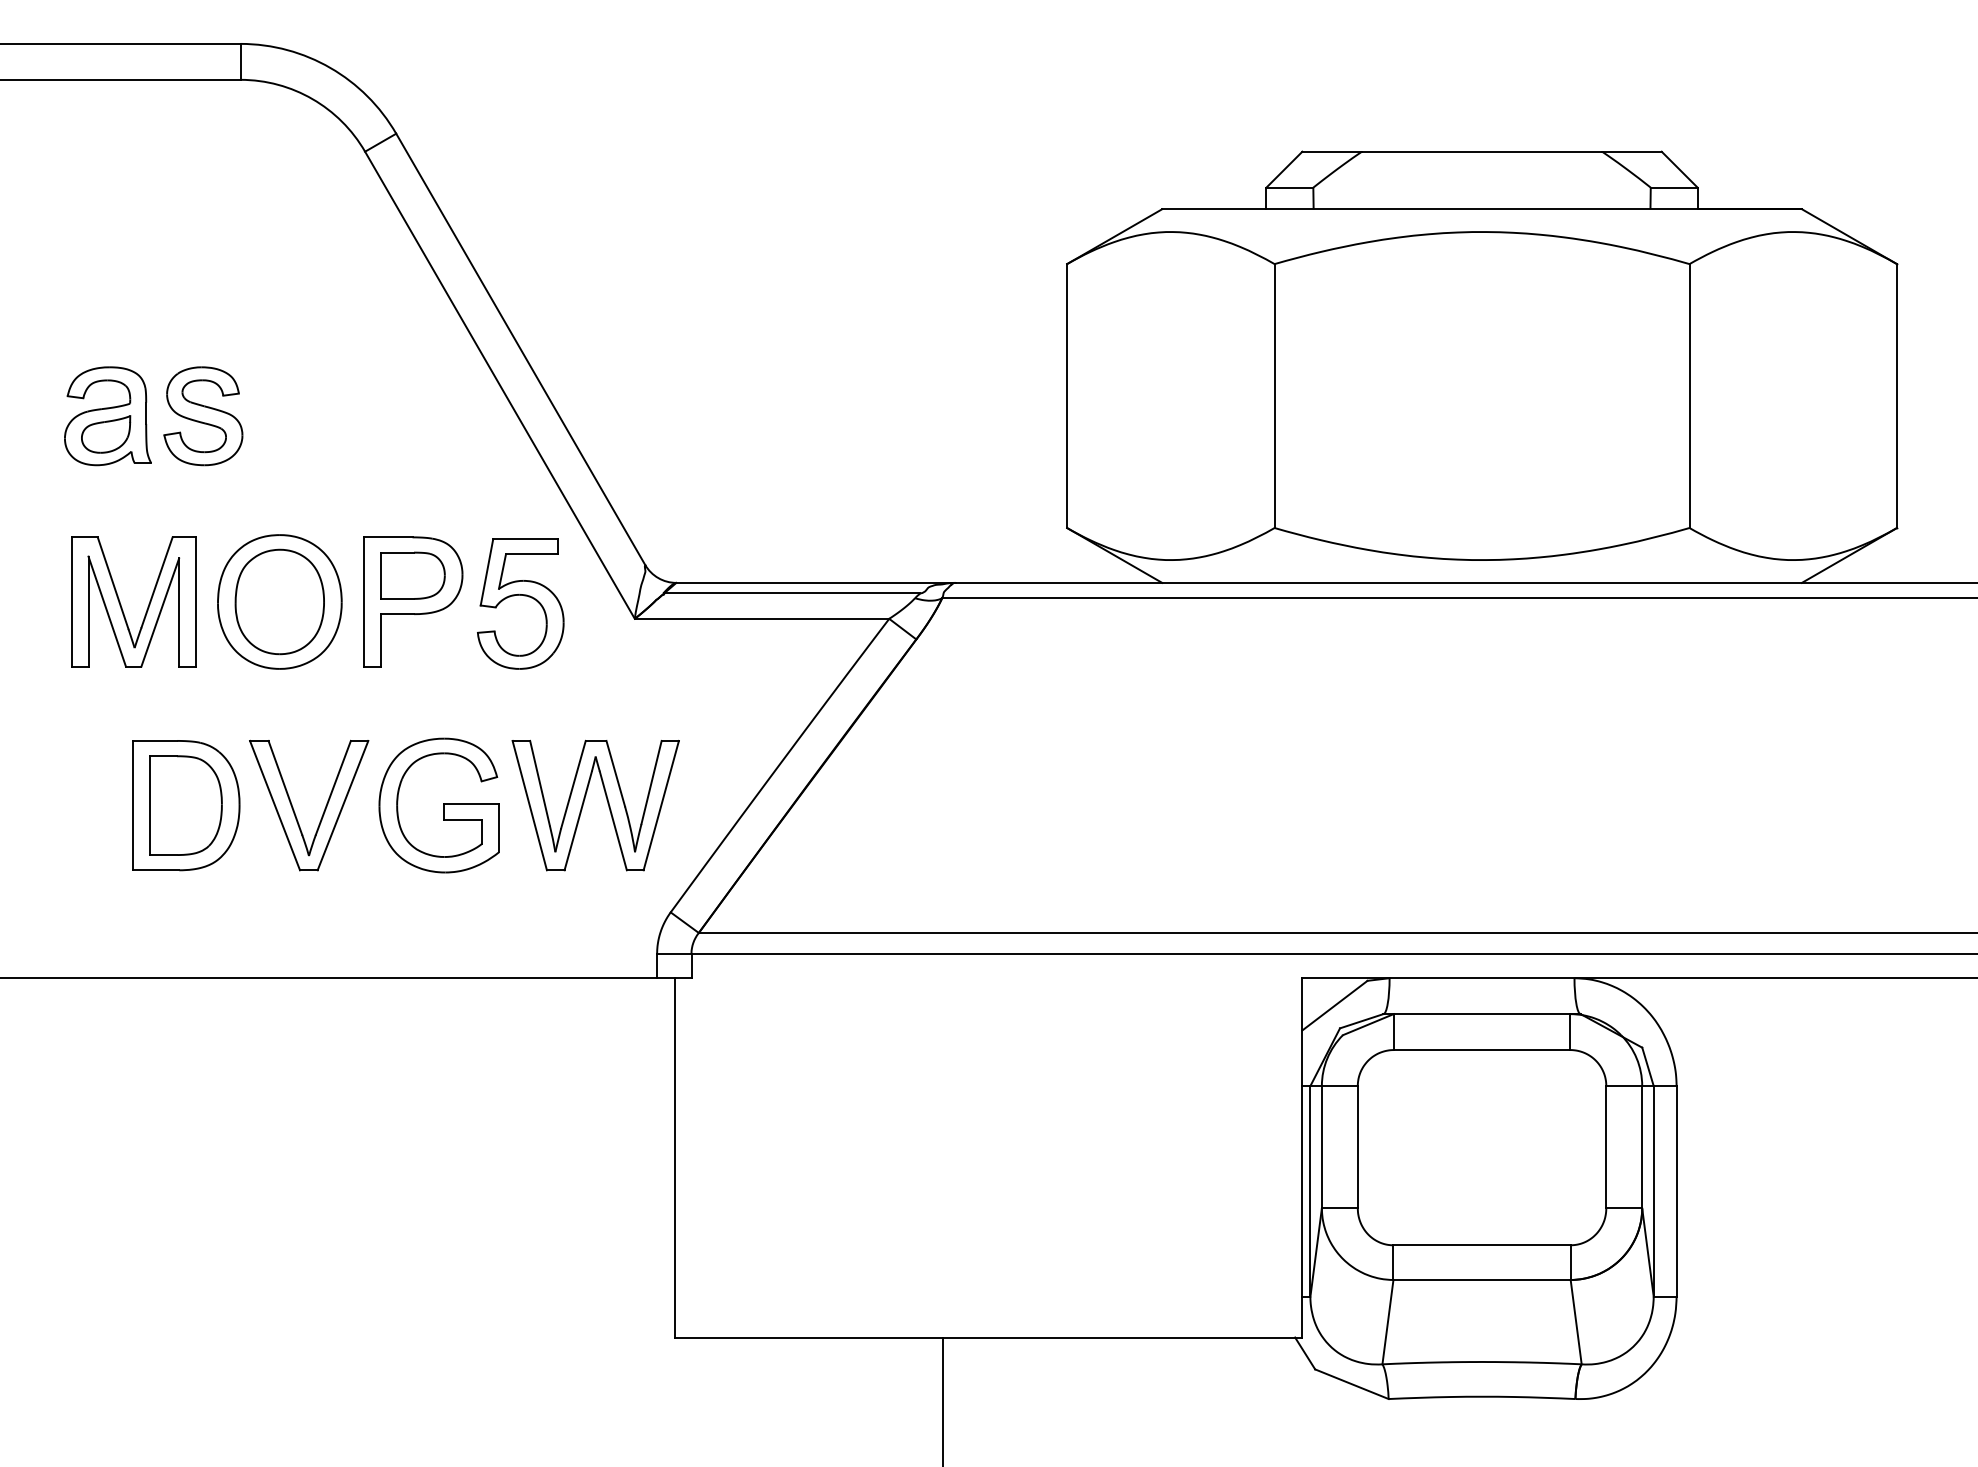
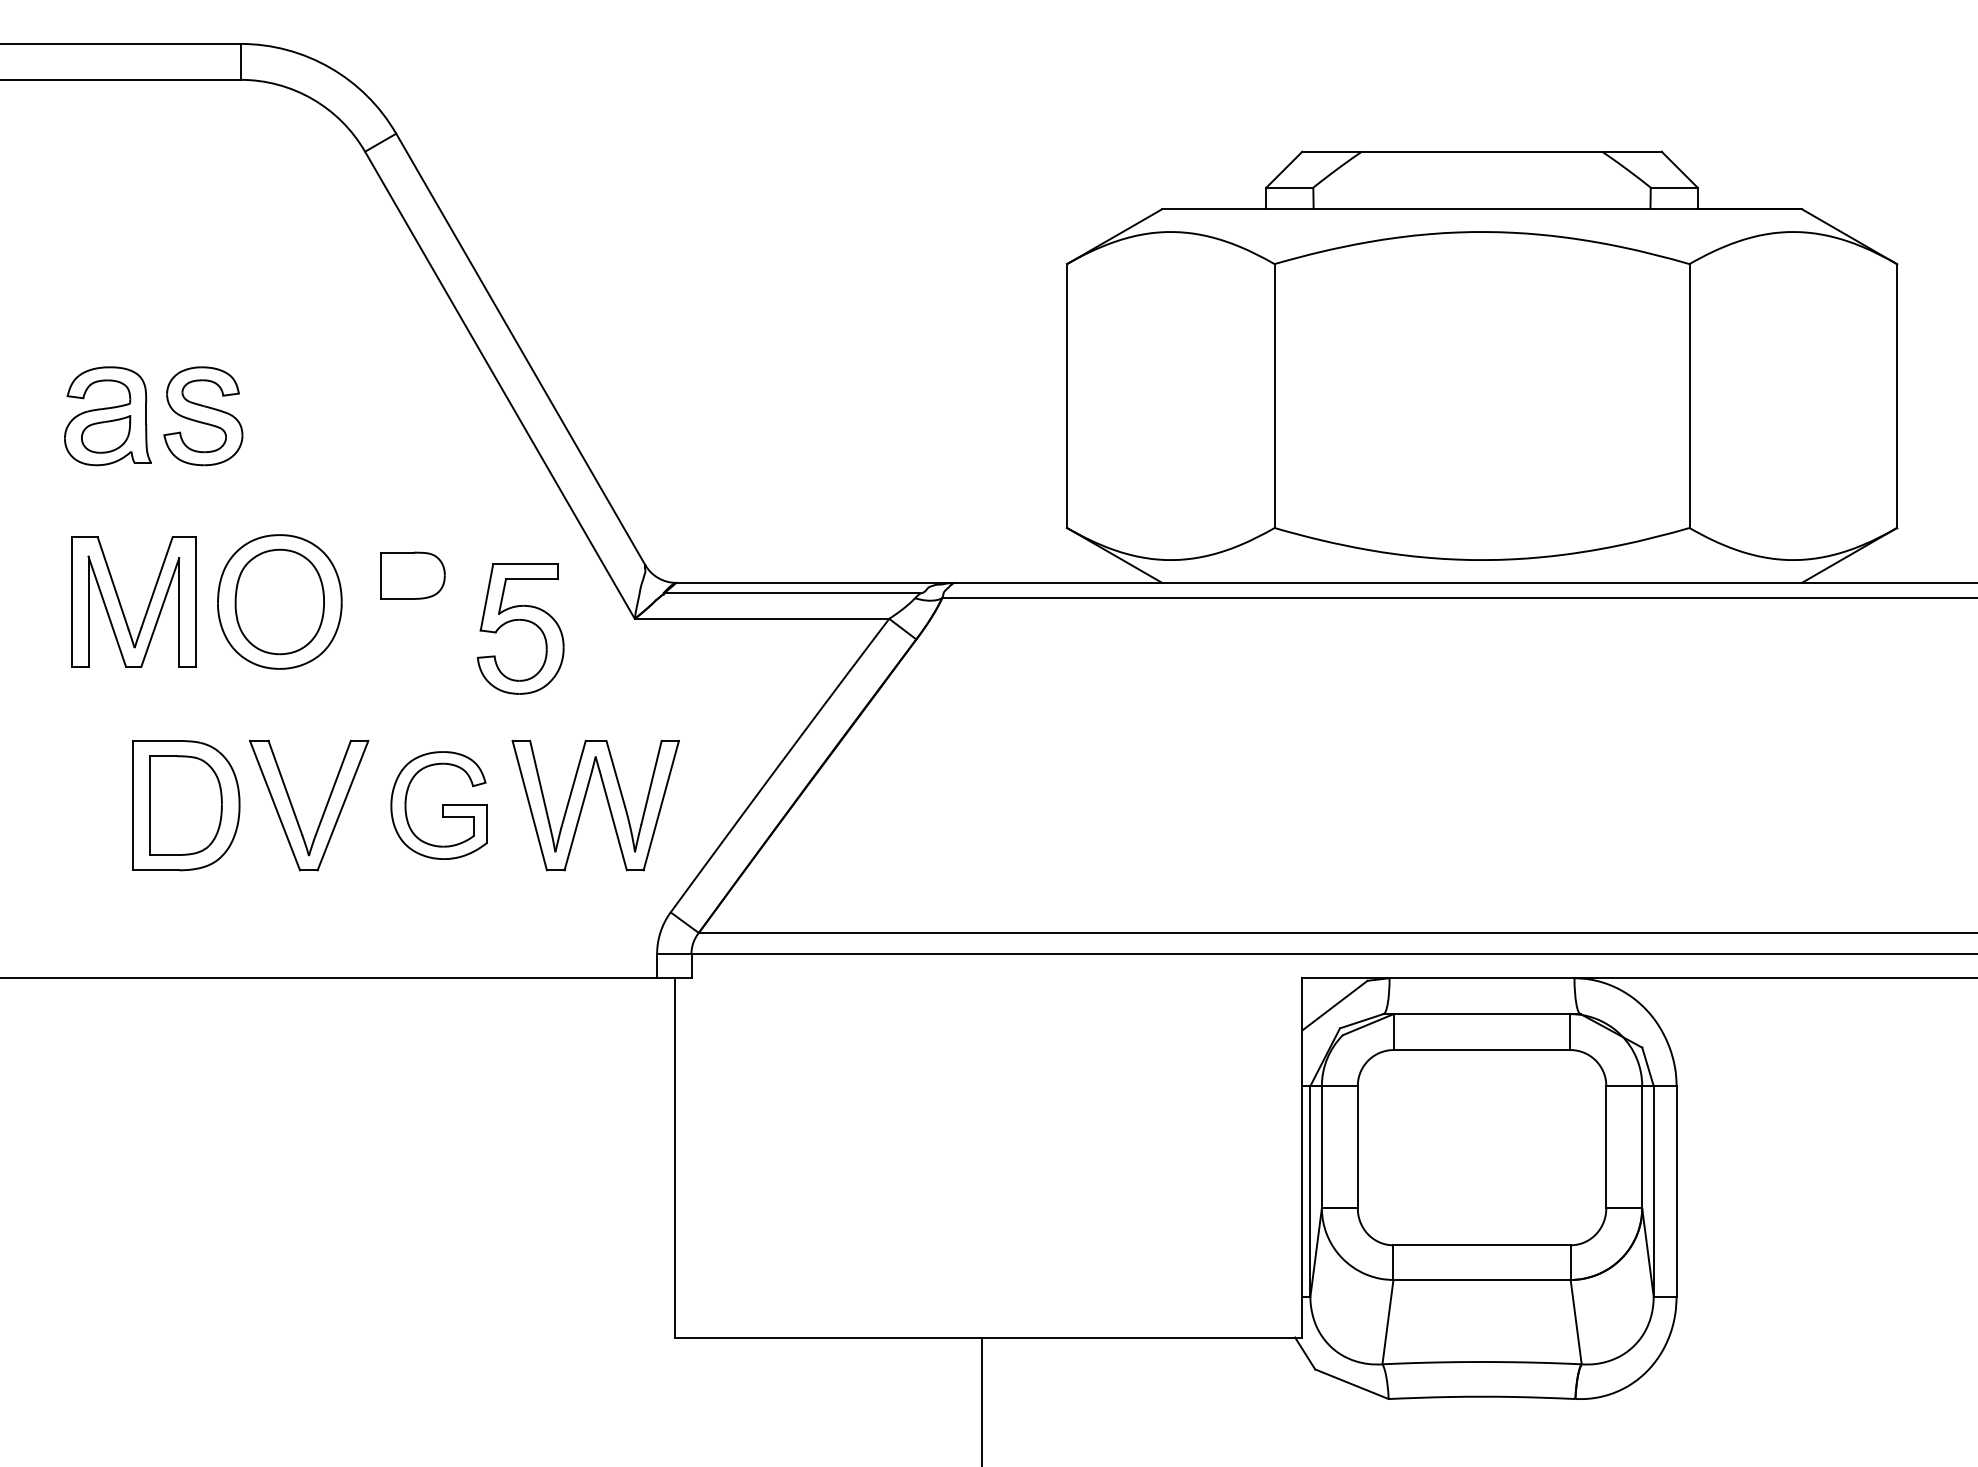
part position: (520, 595) -> (520, 620) (520, 620)
part: present -> none (413, 601)
part size: 122x137 px -> 98x109 px (438, 805)
line position: (943, 1400) -> (982, 1400) (982, 1400)
